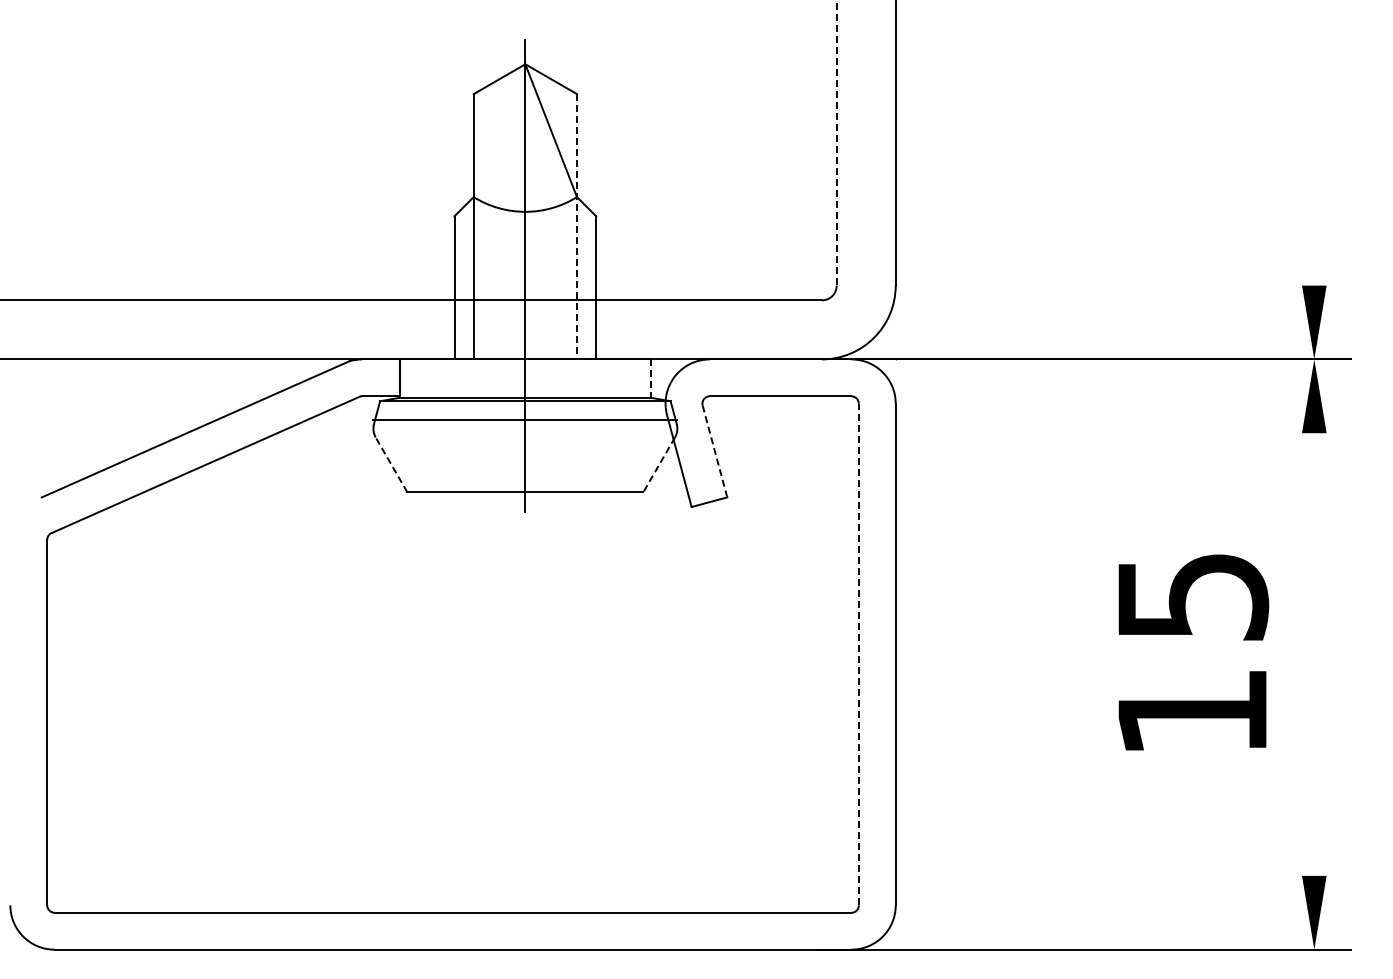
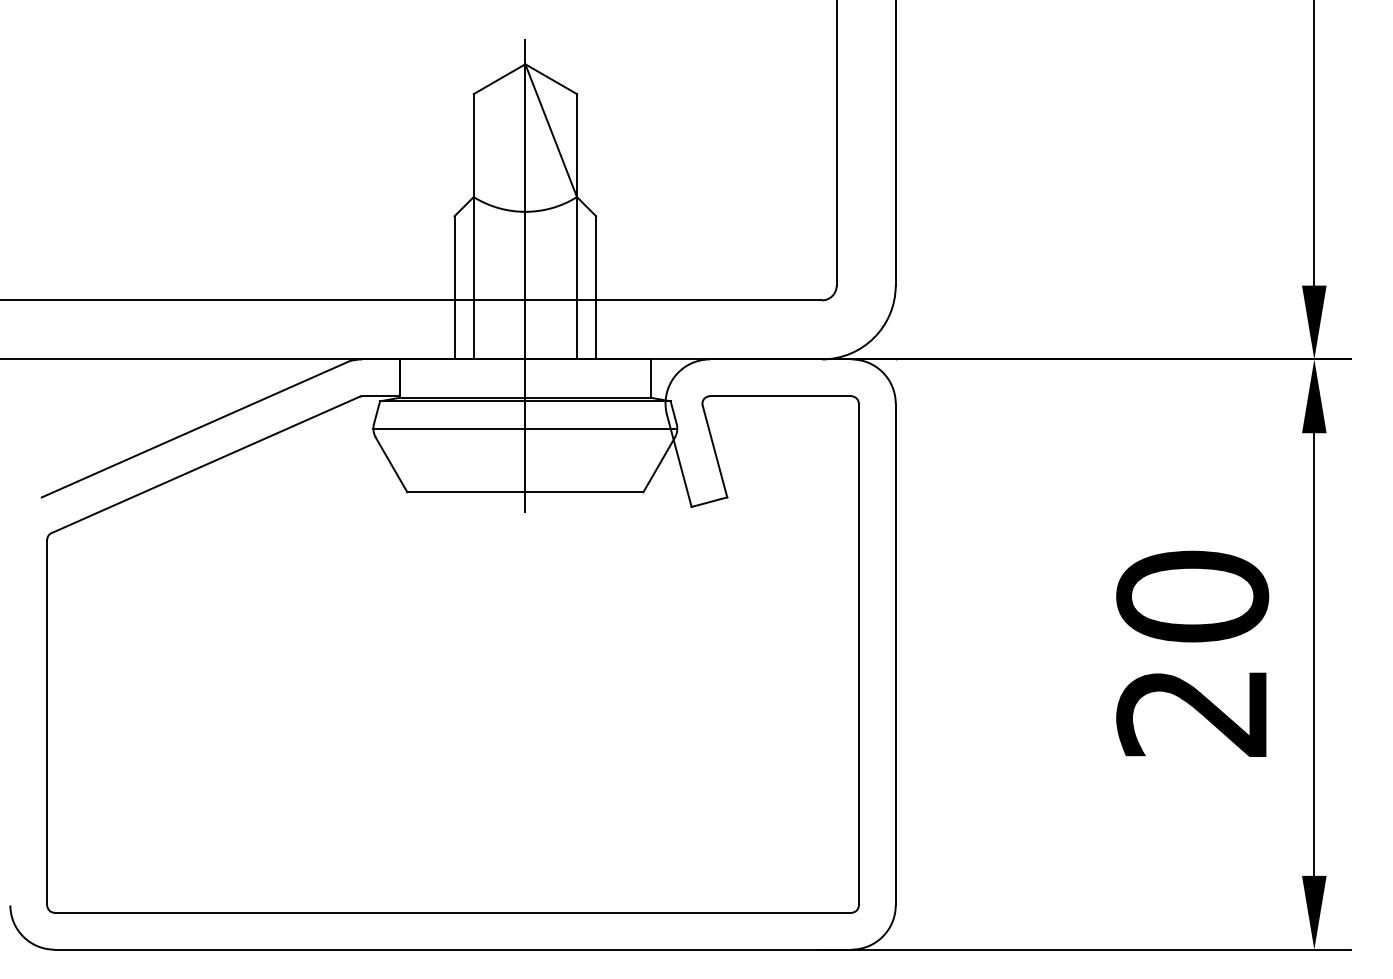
line: dashed -> solid (836, 143)
line: none -> present (1314, 143)
line: dashed -> solid (577, 226)
line: dashed -> solid (650, 379)
line position: (525, 419) -> (525, 428) (525, 428)
line: dashed -> solid (714, 451)
line: dashed -> solid (391, 464)
line: dashed -> solid (659, 464)
text: 15 -> 20 (1192, 653)
line: dashed -> solid (858, 654)
line: none -> present (1314, 654)
